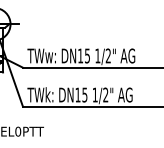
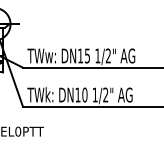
text: DN15 -> DN10 (84, 94)
